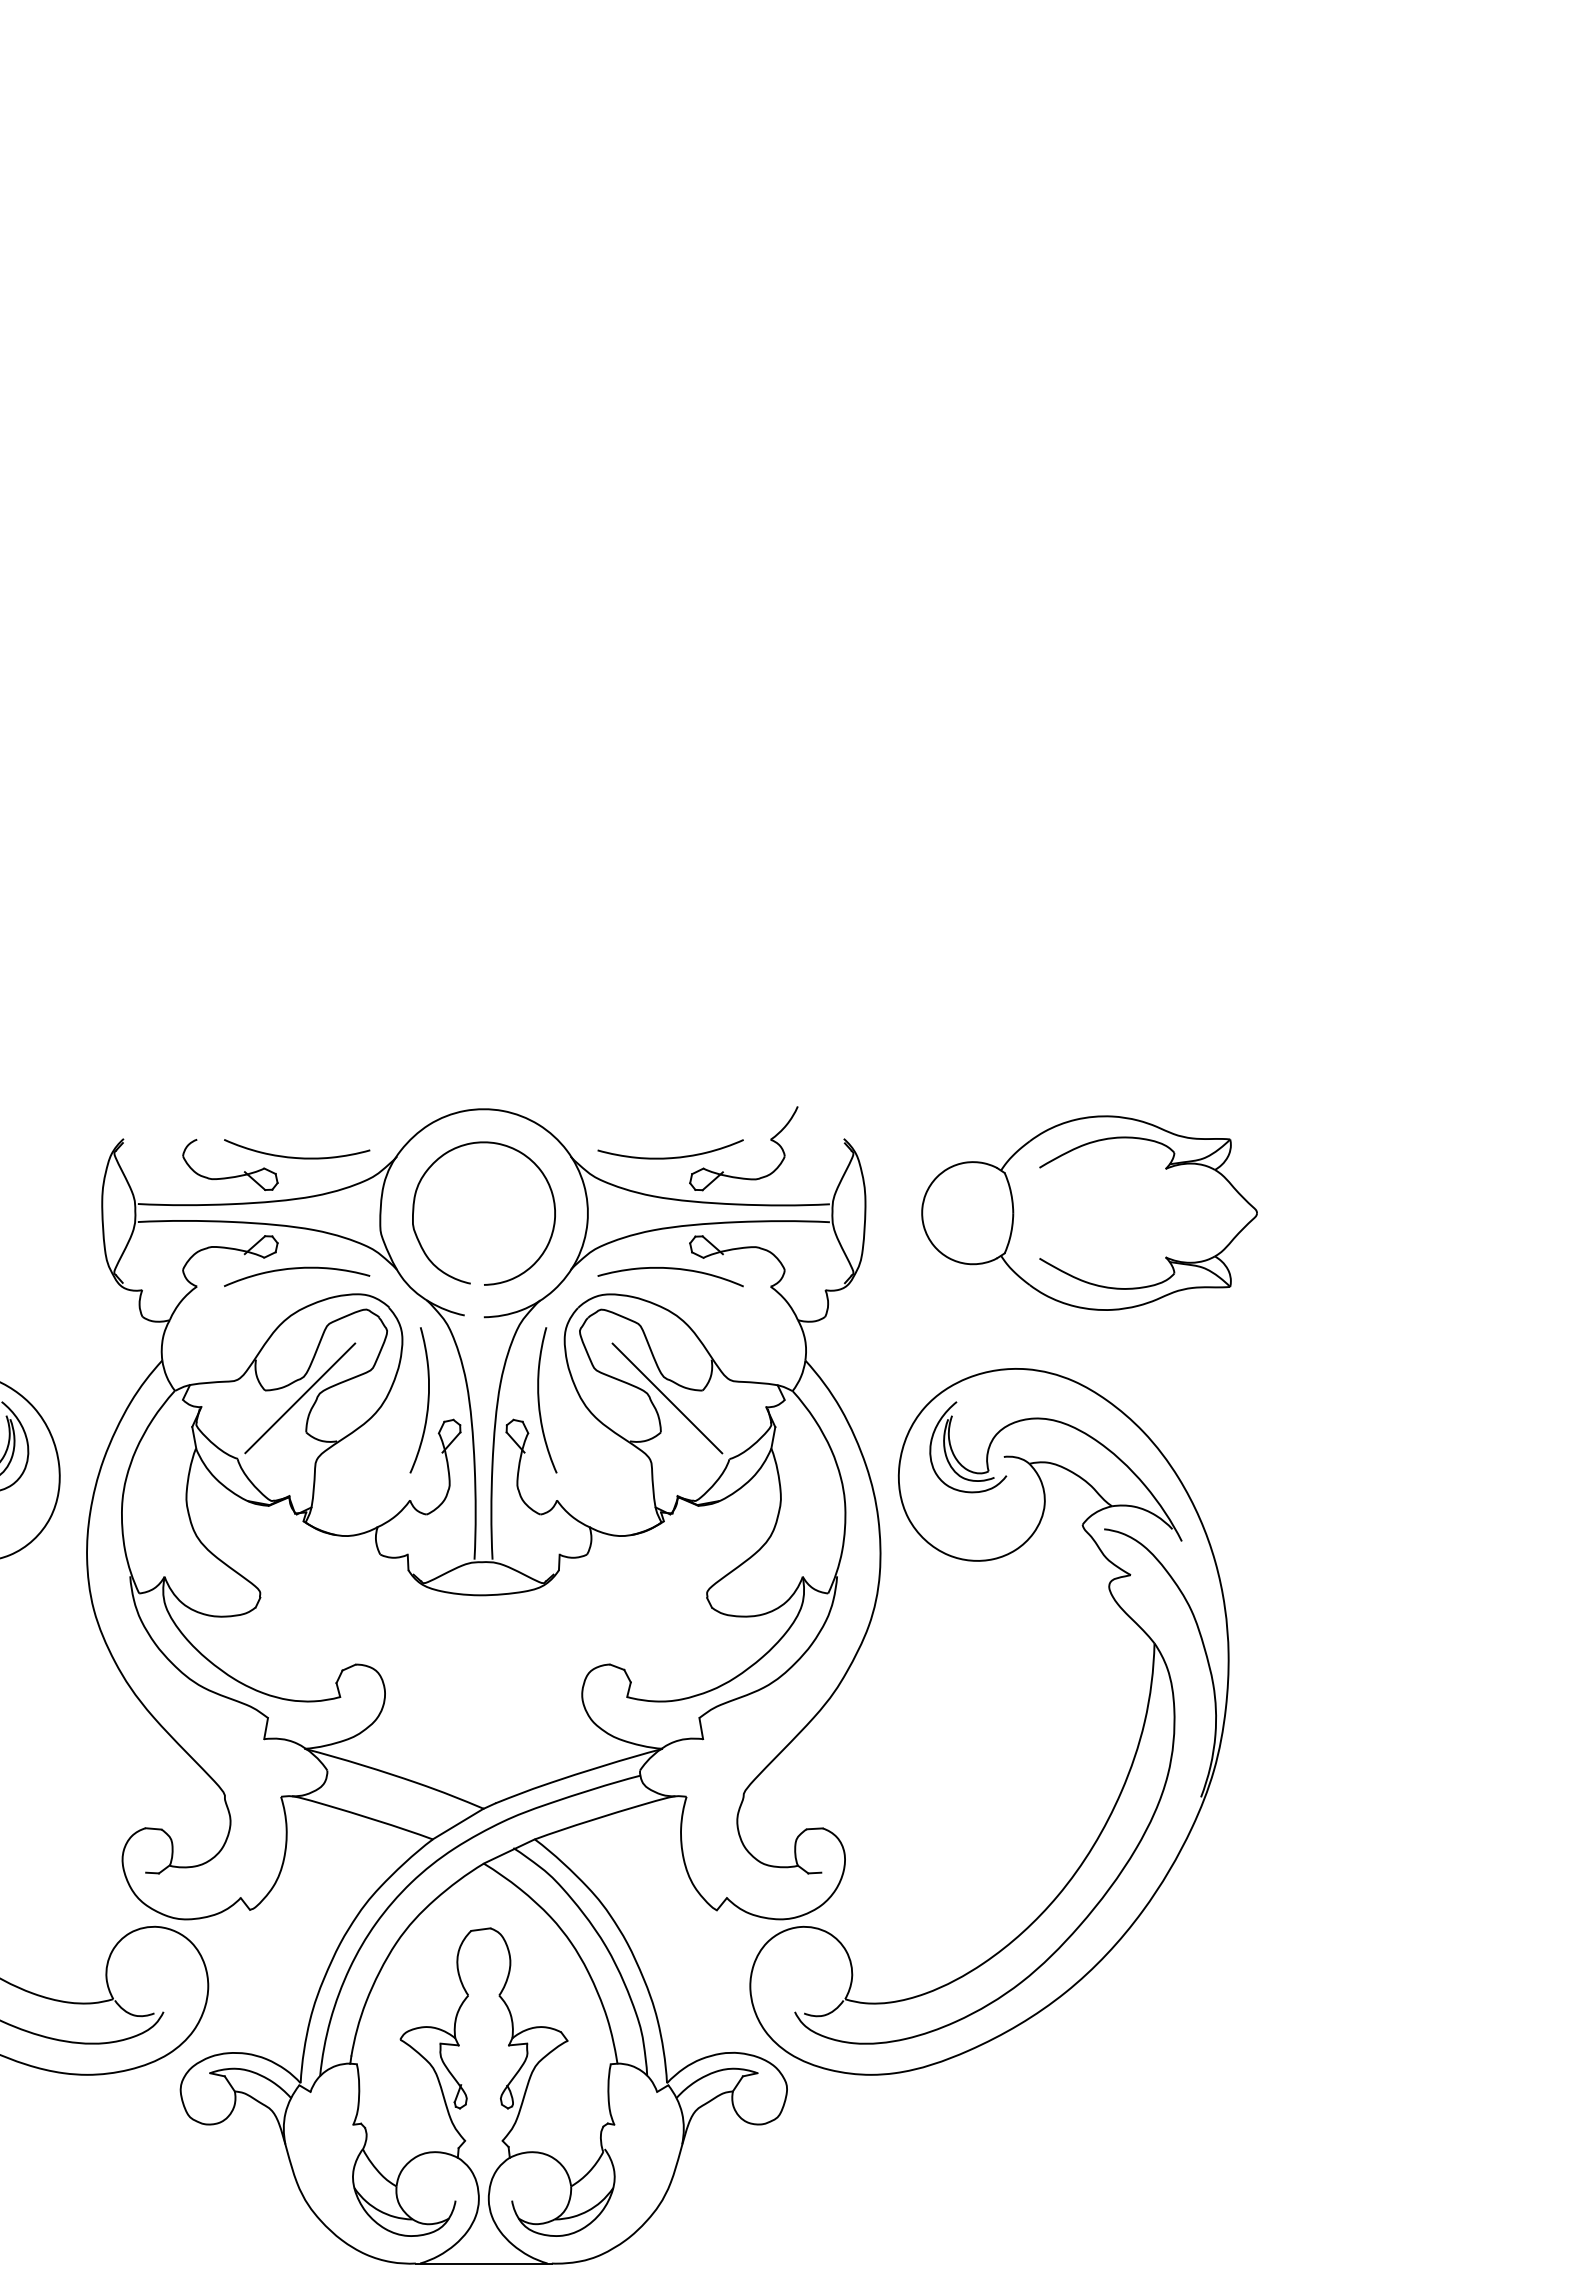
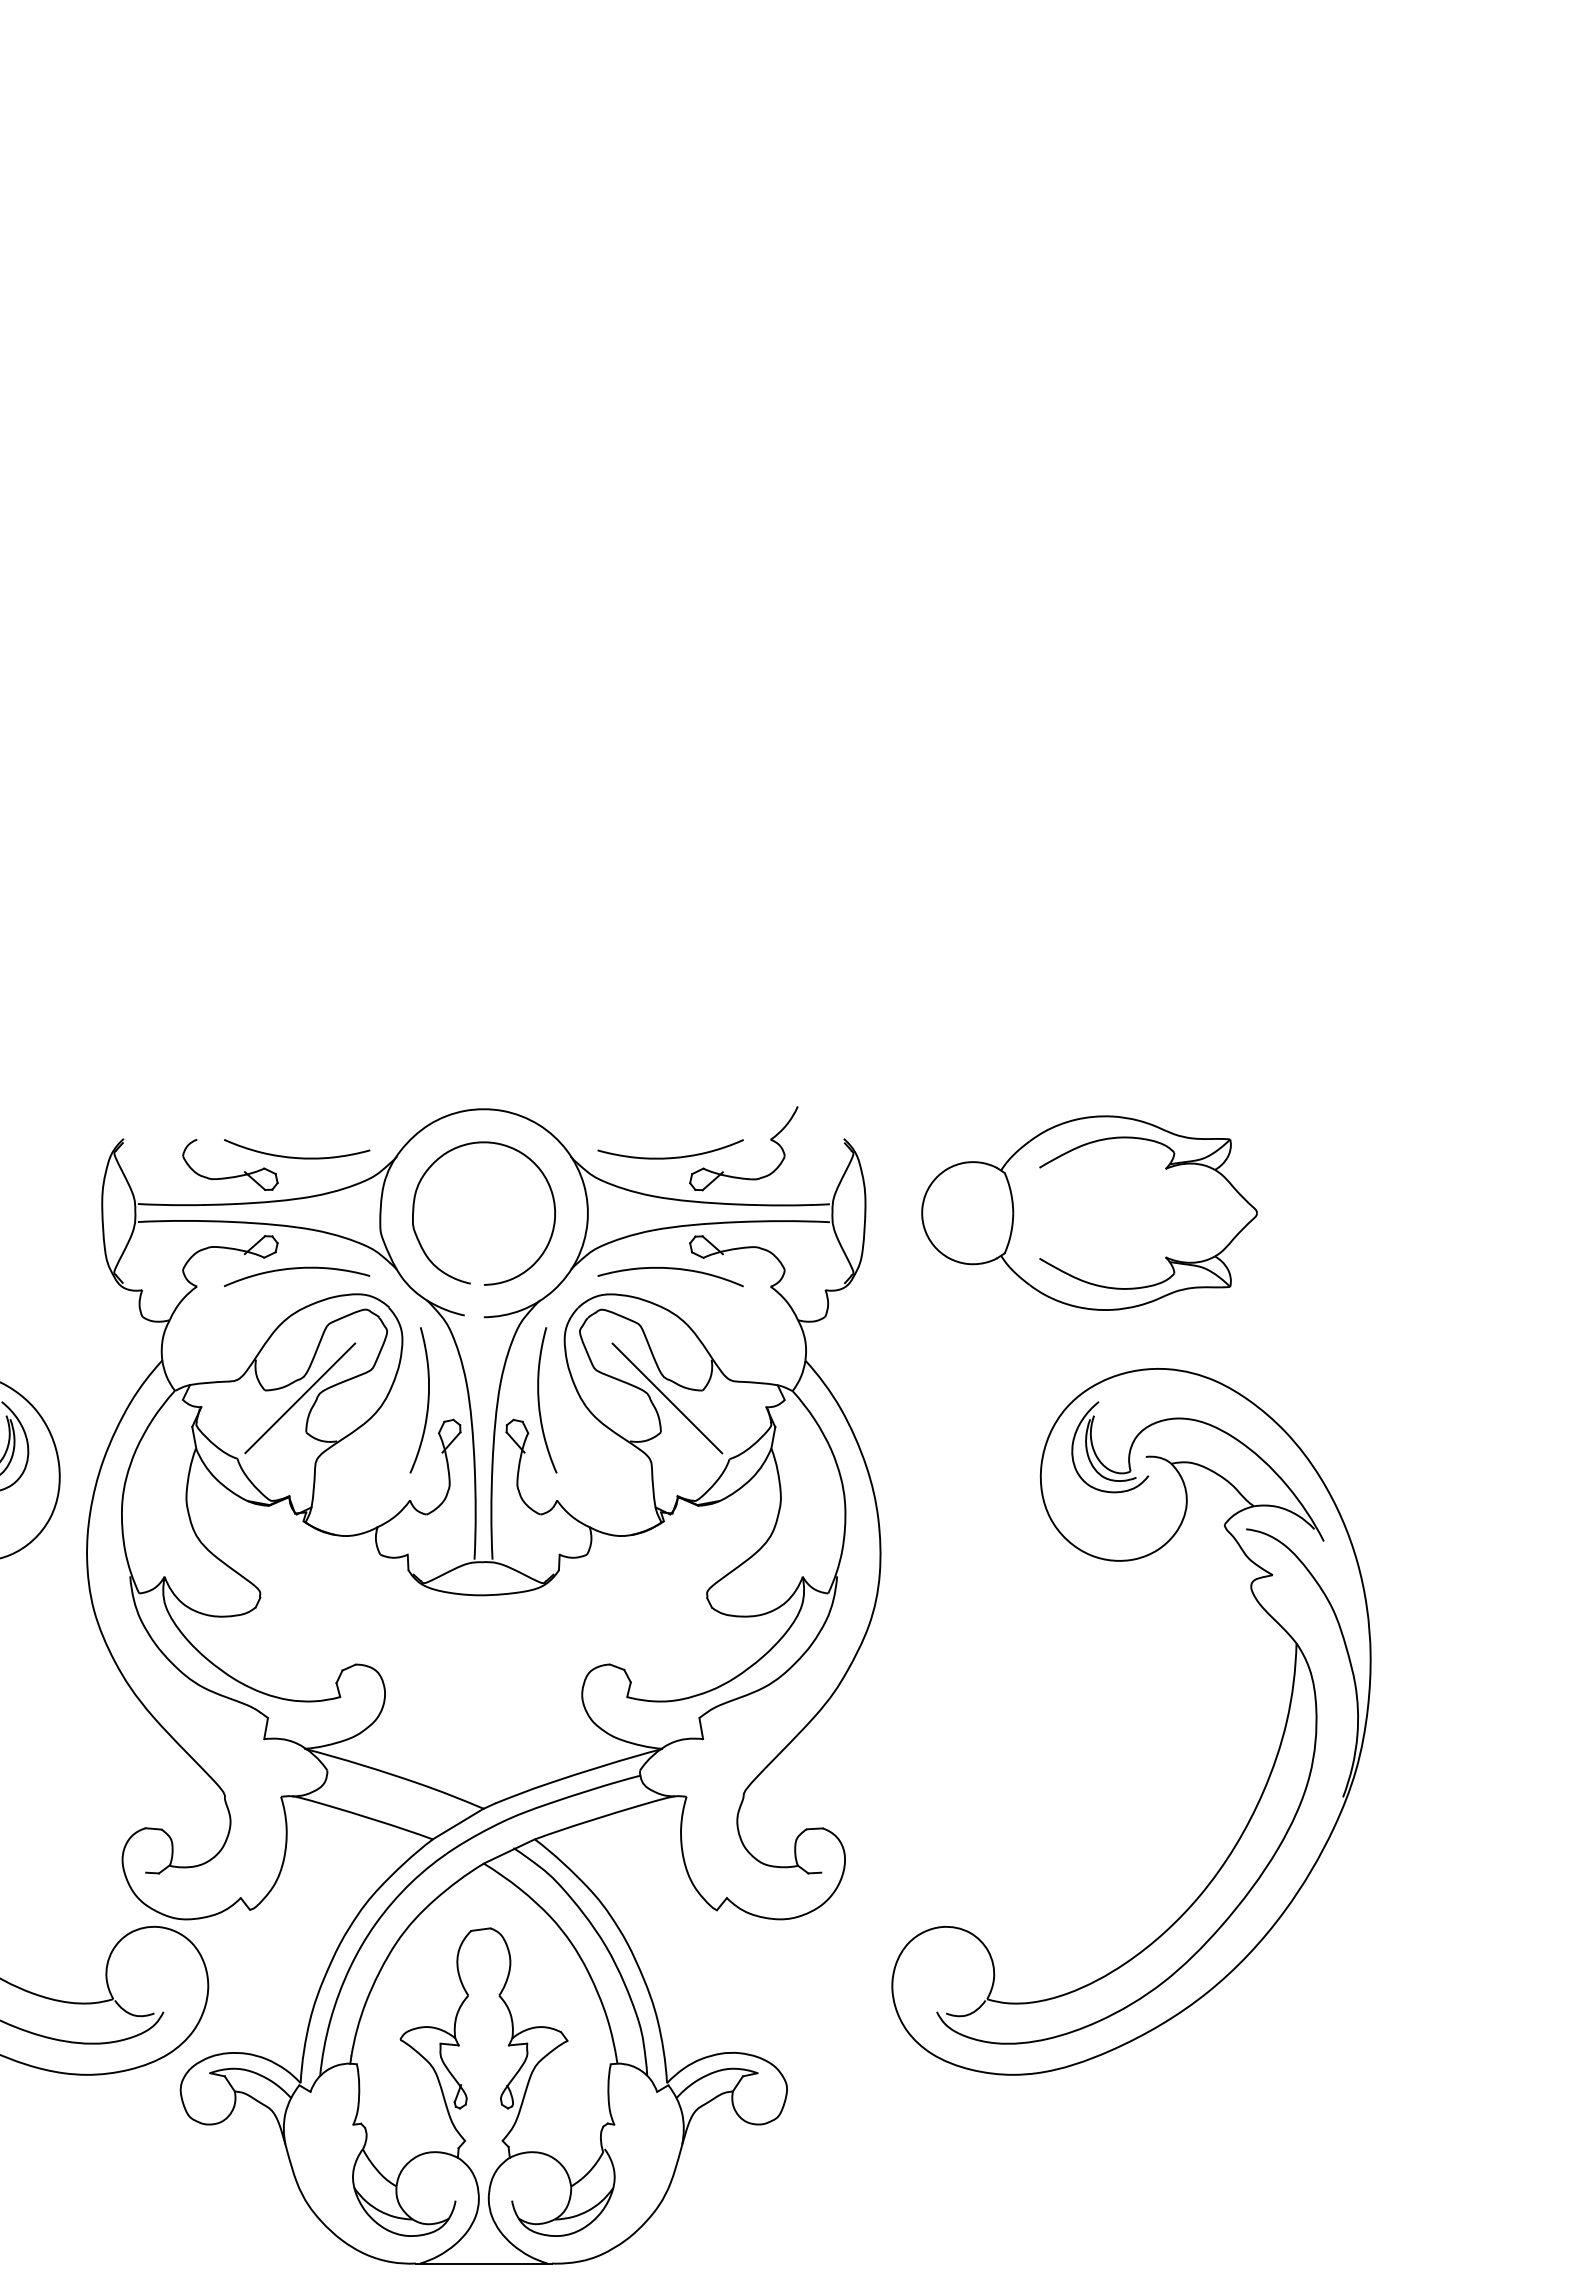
part position: (1125, 1778) -> (1267, 1778) (1267, 1778)
